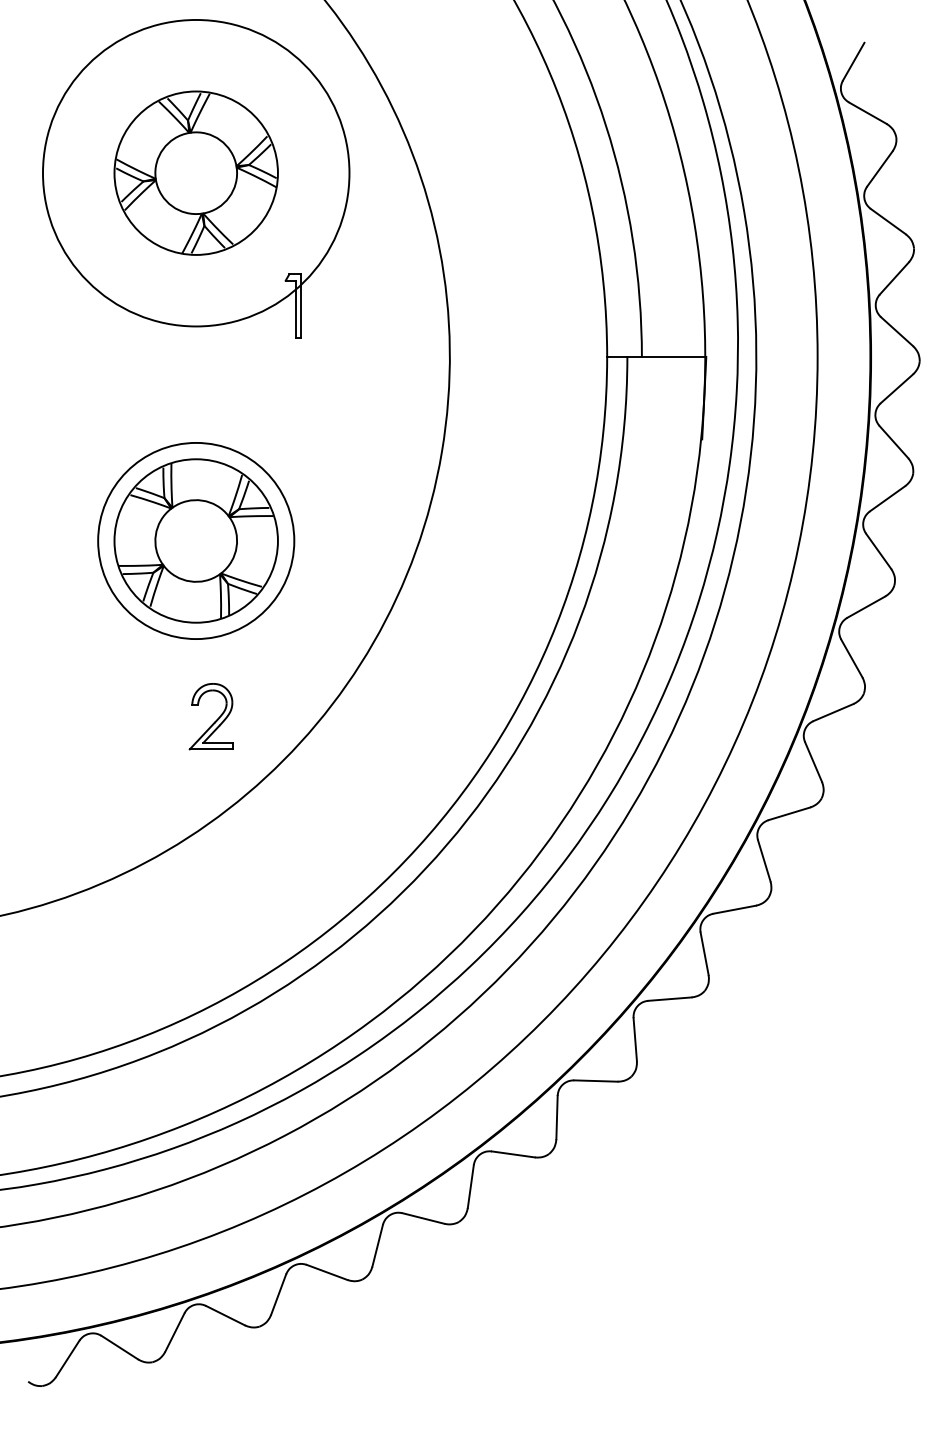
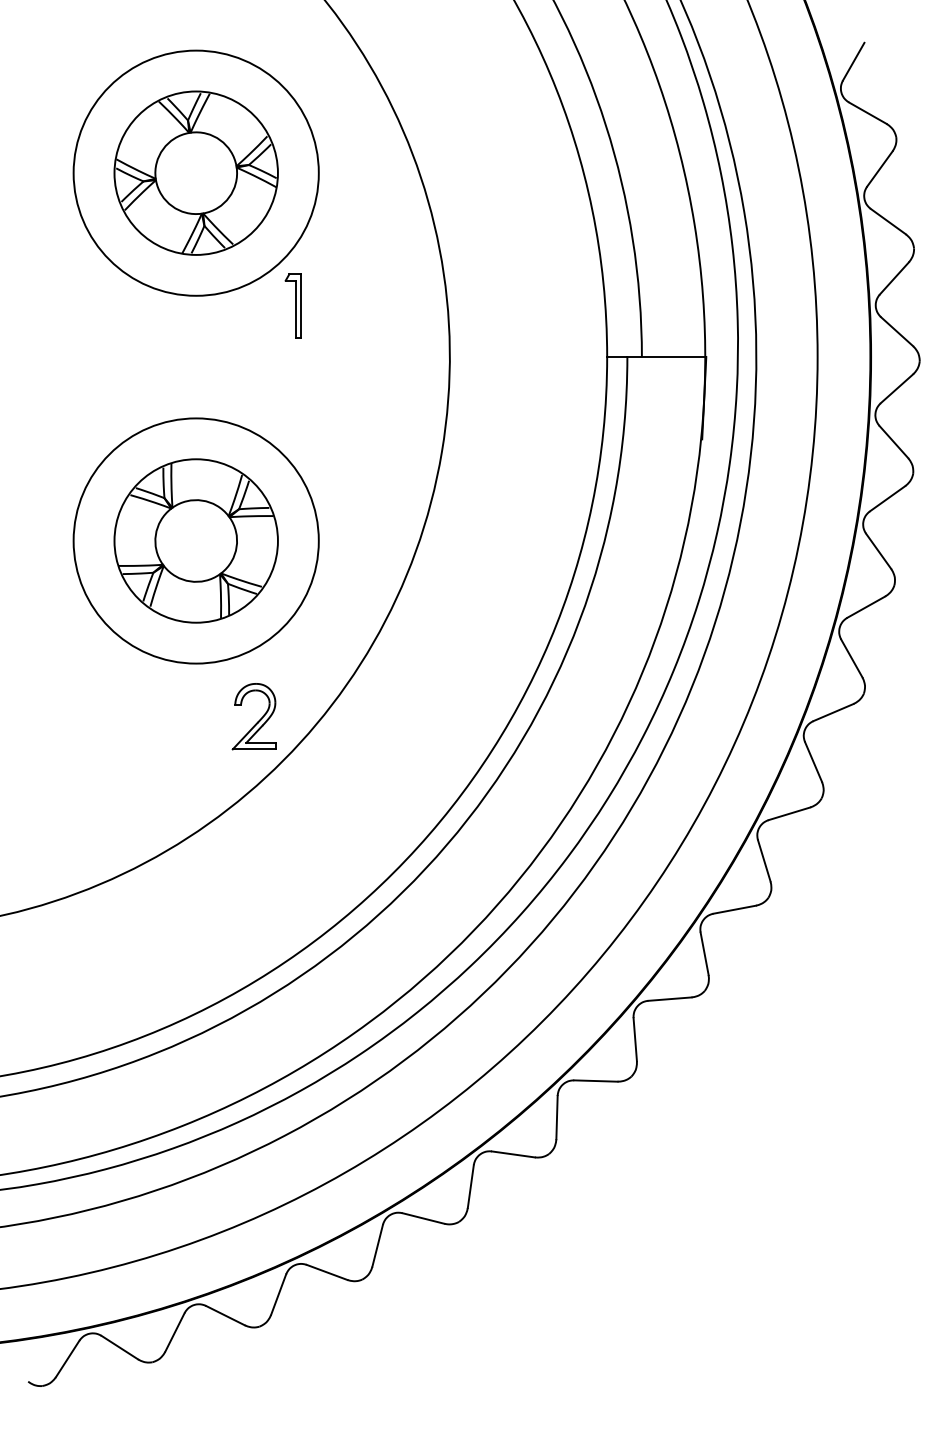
circle diameter: 306 px -> 245 px (195, 172)
circle diameter: 196 px -> 245 px (195, 540)
part position: (215, 720) -> (258, 720) (258, 720)
